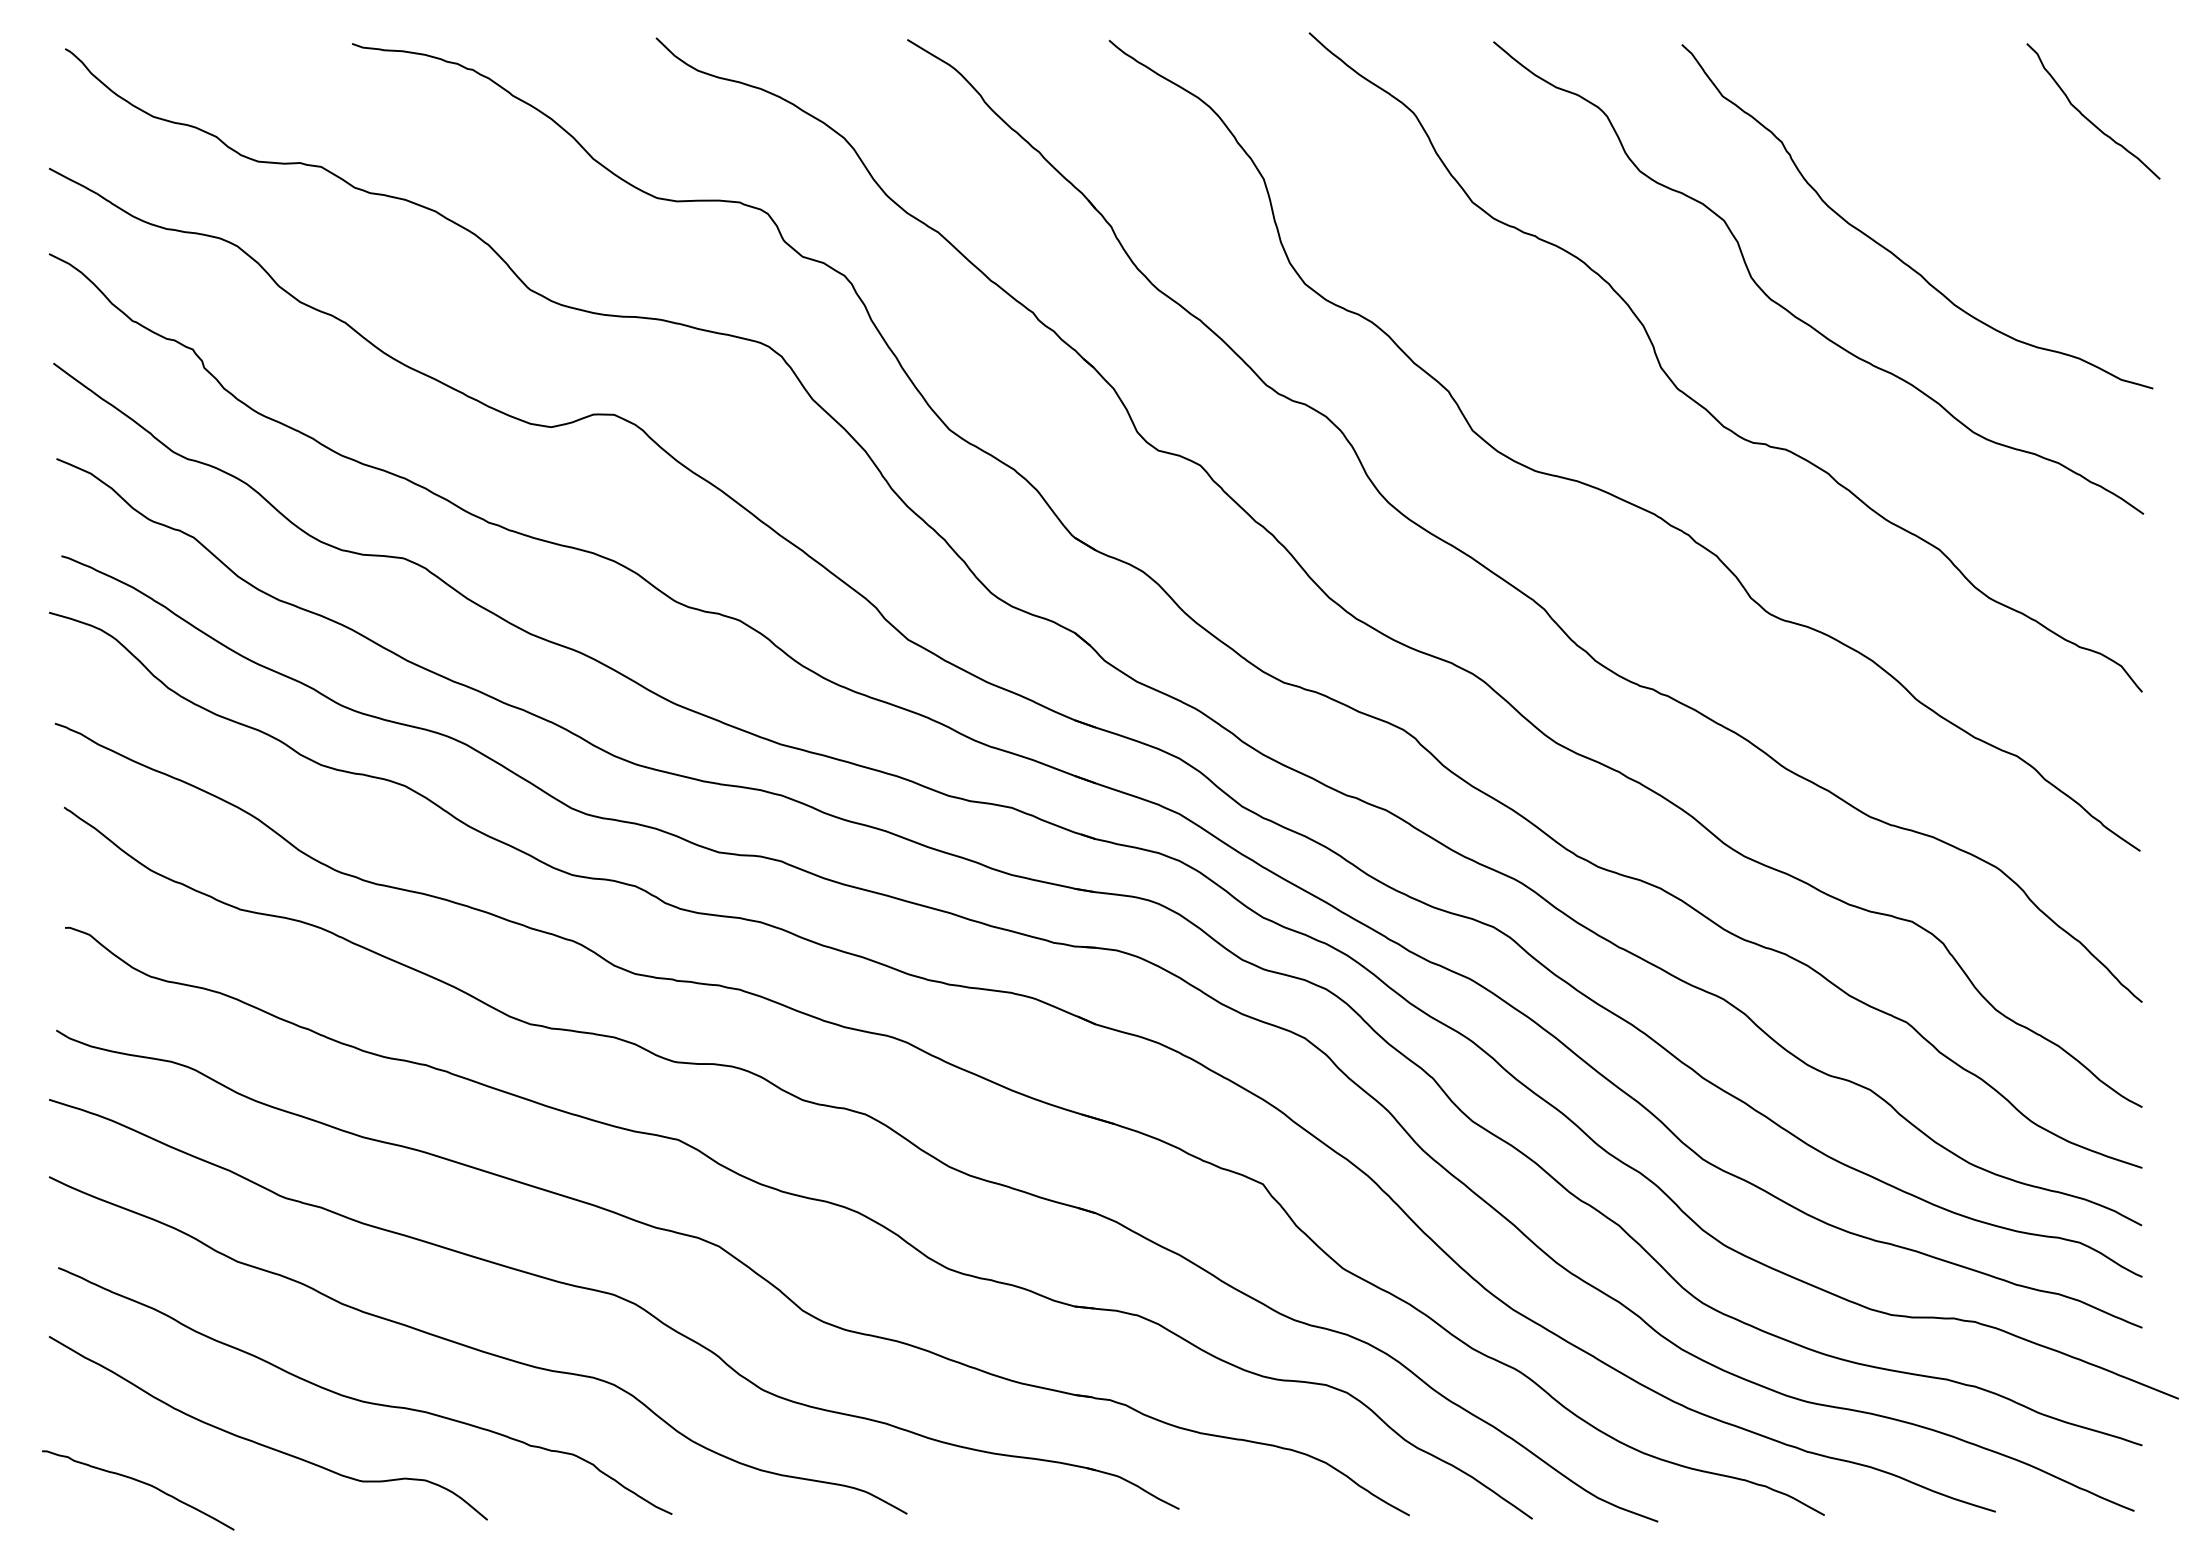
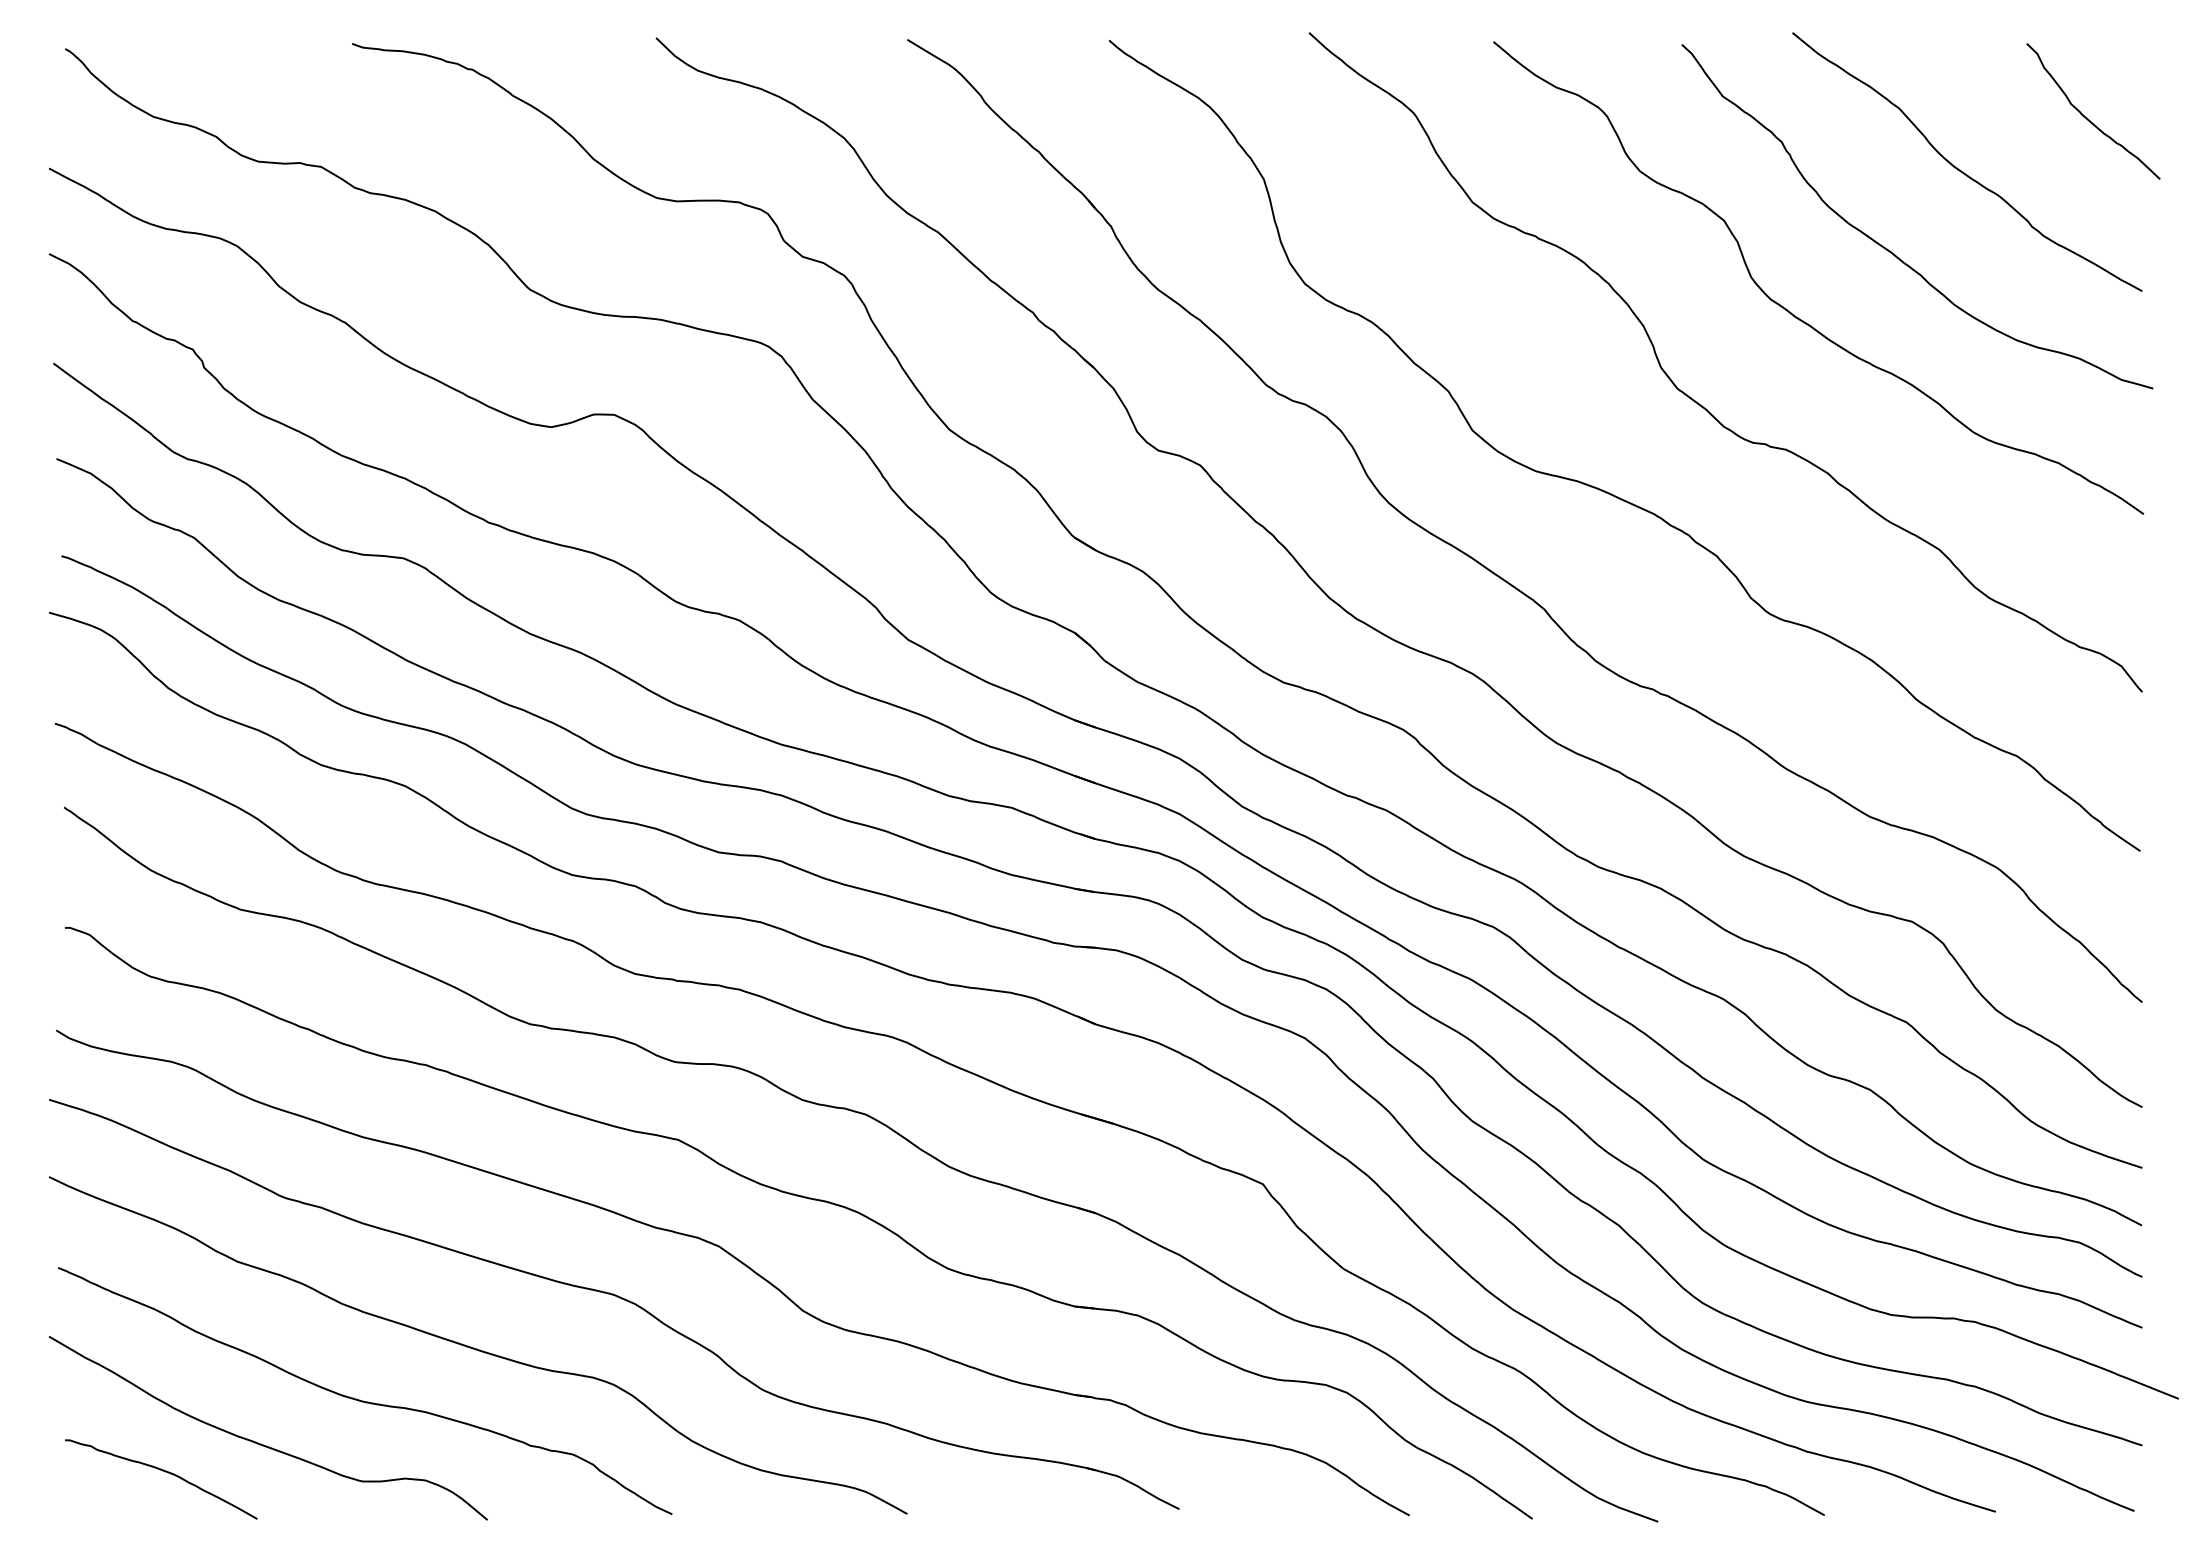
curve: none -> present (1960, 169)
curve position: (139, 1482) -> (162, 1471) (162, 1471)
